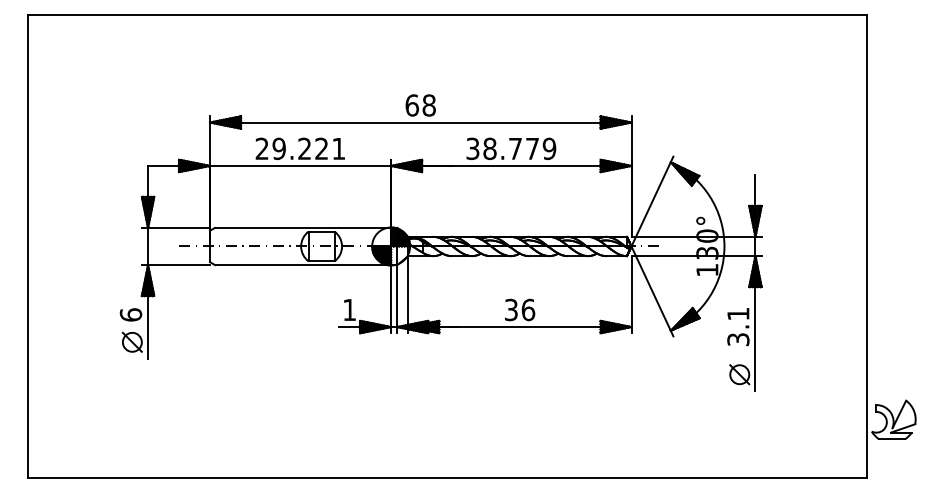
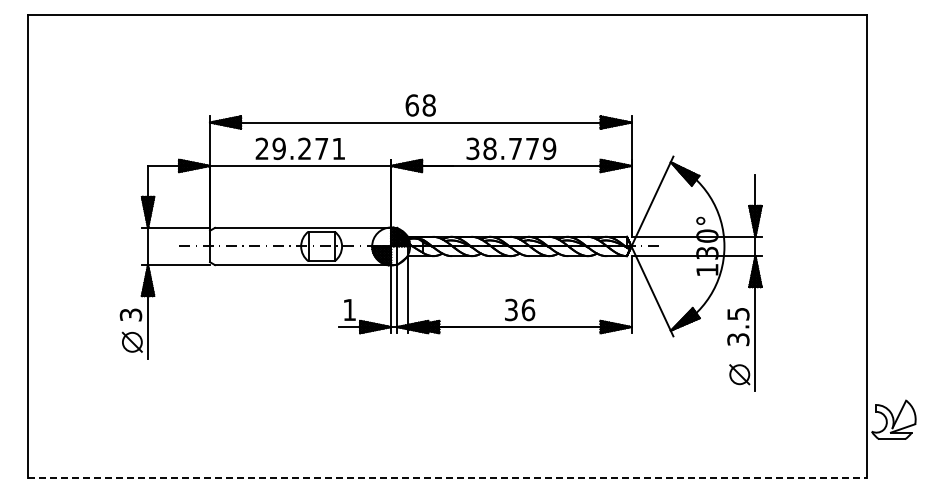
text: 29.221 -> 29.271 (321, 148)
text: 6 -> 3 (130, 314)
text: 3.1 -> 3.5 (738, 314)
line: solid -> dashed (448, 478)
